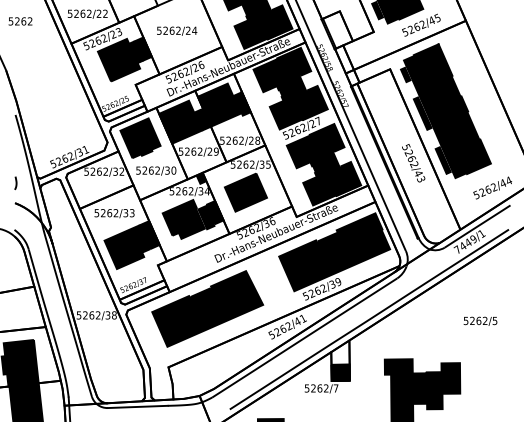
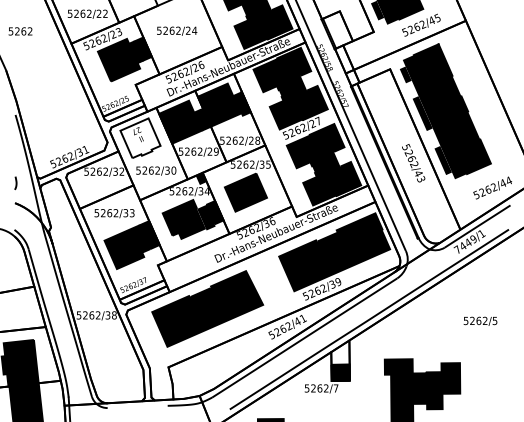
text position: (20, 21) -> (20, 31) (20, 31)
fill: present -> none (140, 138)
line: present -> none (137, 406)
